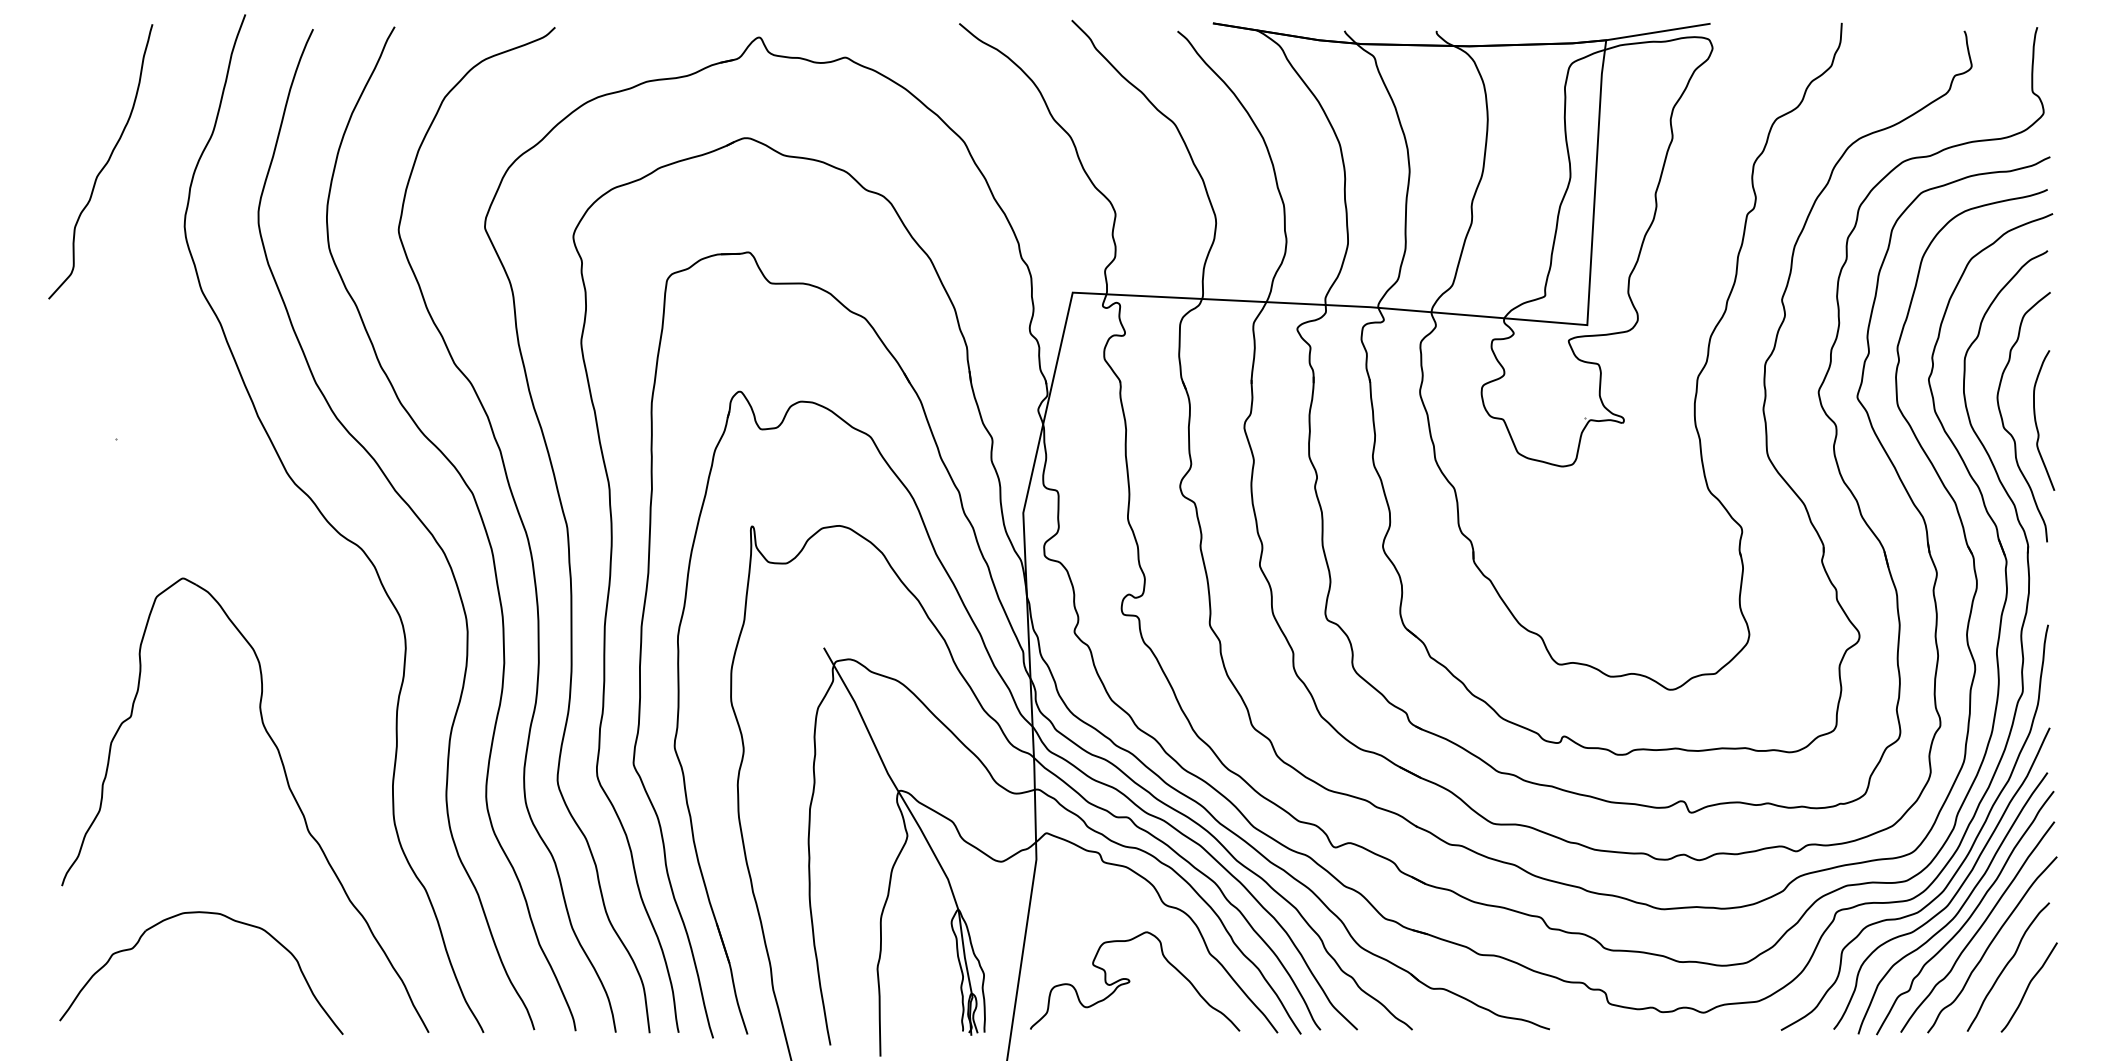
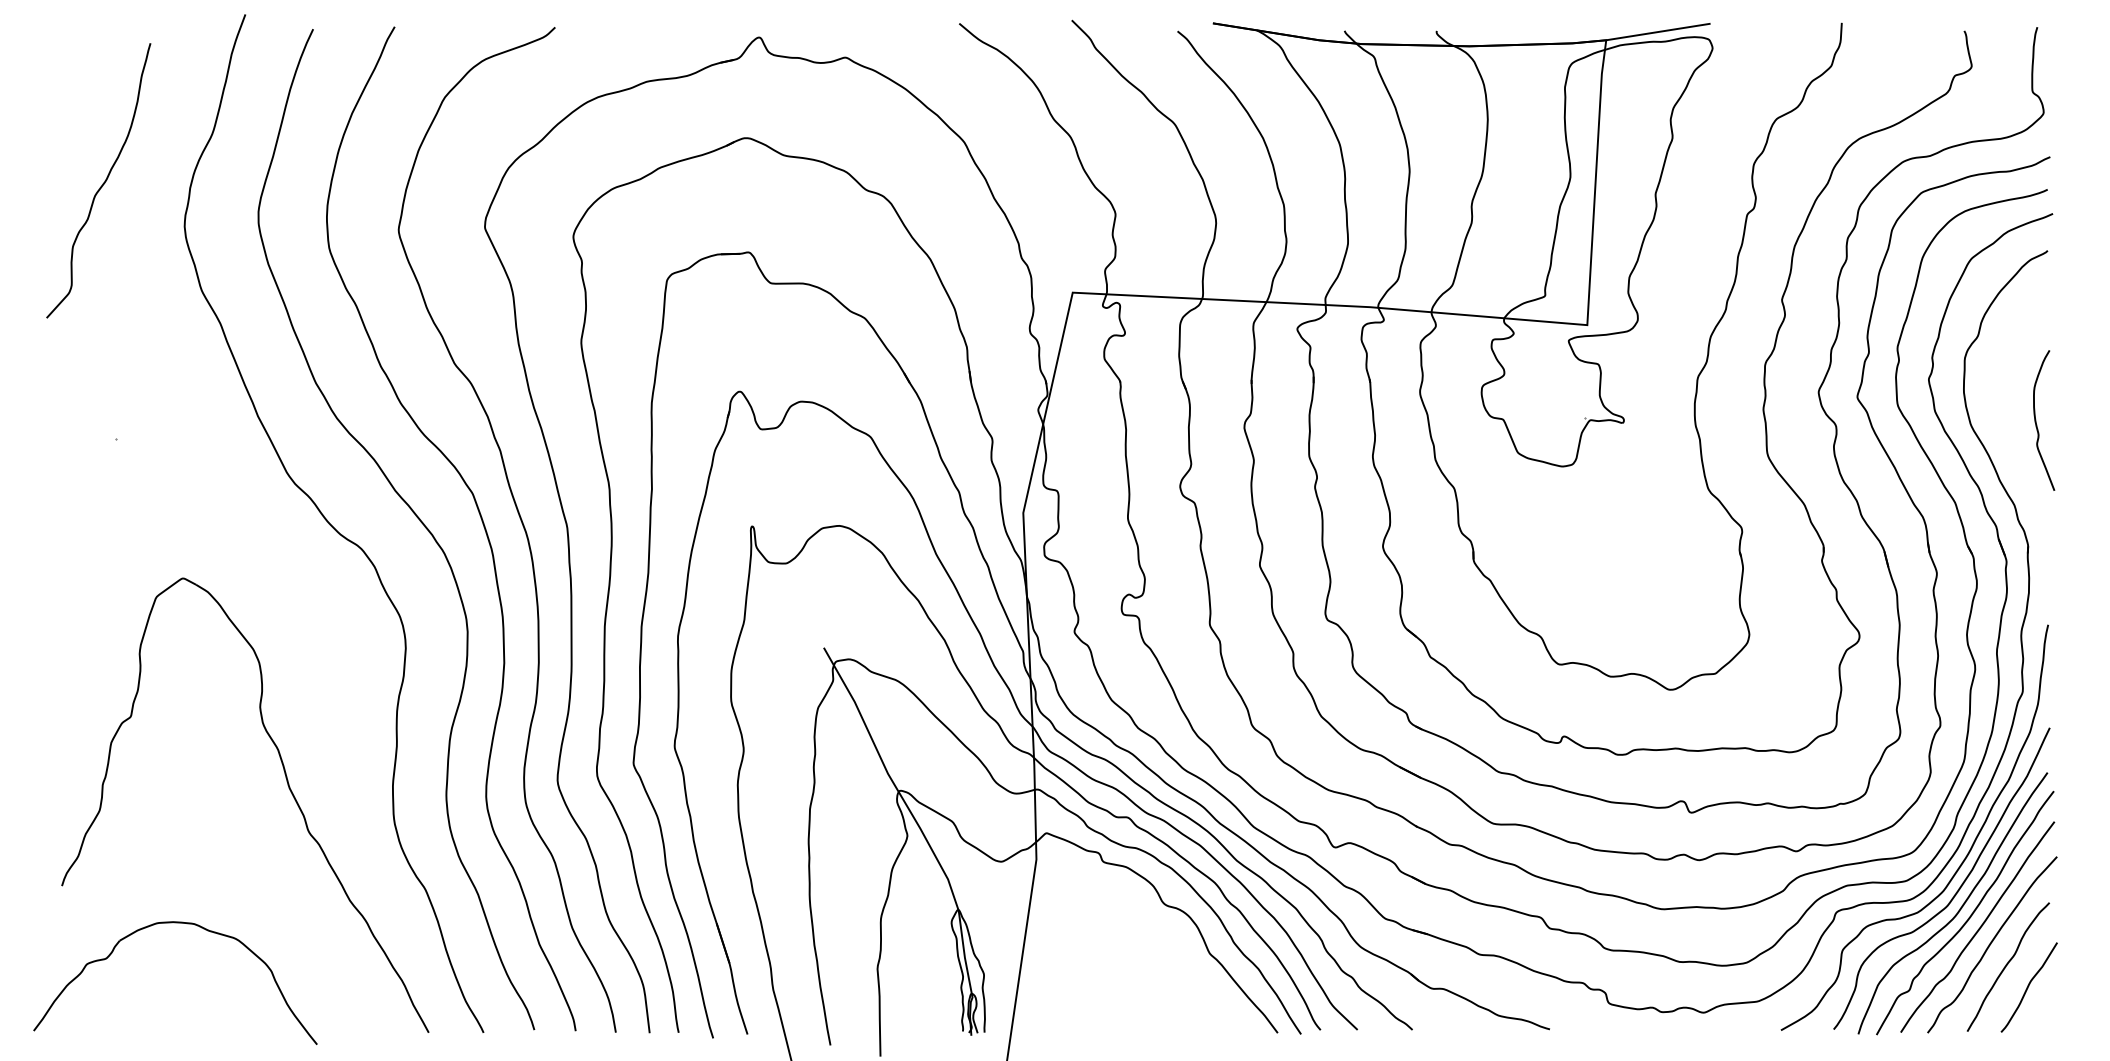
curve position: (104, 164) -> (102, 183) (102, 183)
curve: present -> none (2003, 420)
part position: (201, 913) -> (175, 923) (175, 923)
curve: present -> none (1130, 981)
